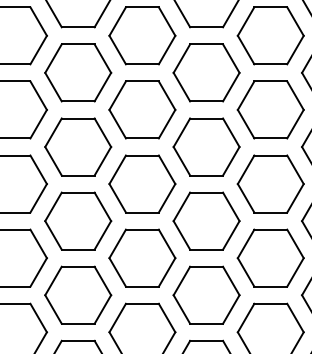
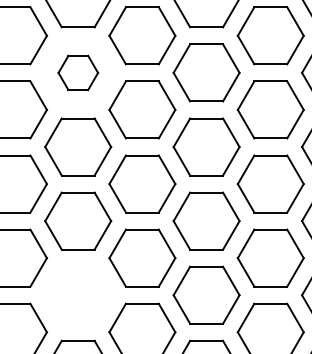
part size: 69x60 px -> 43x38 px (78, 72)
part: present -> none (78, 294)
